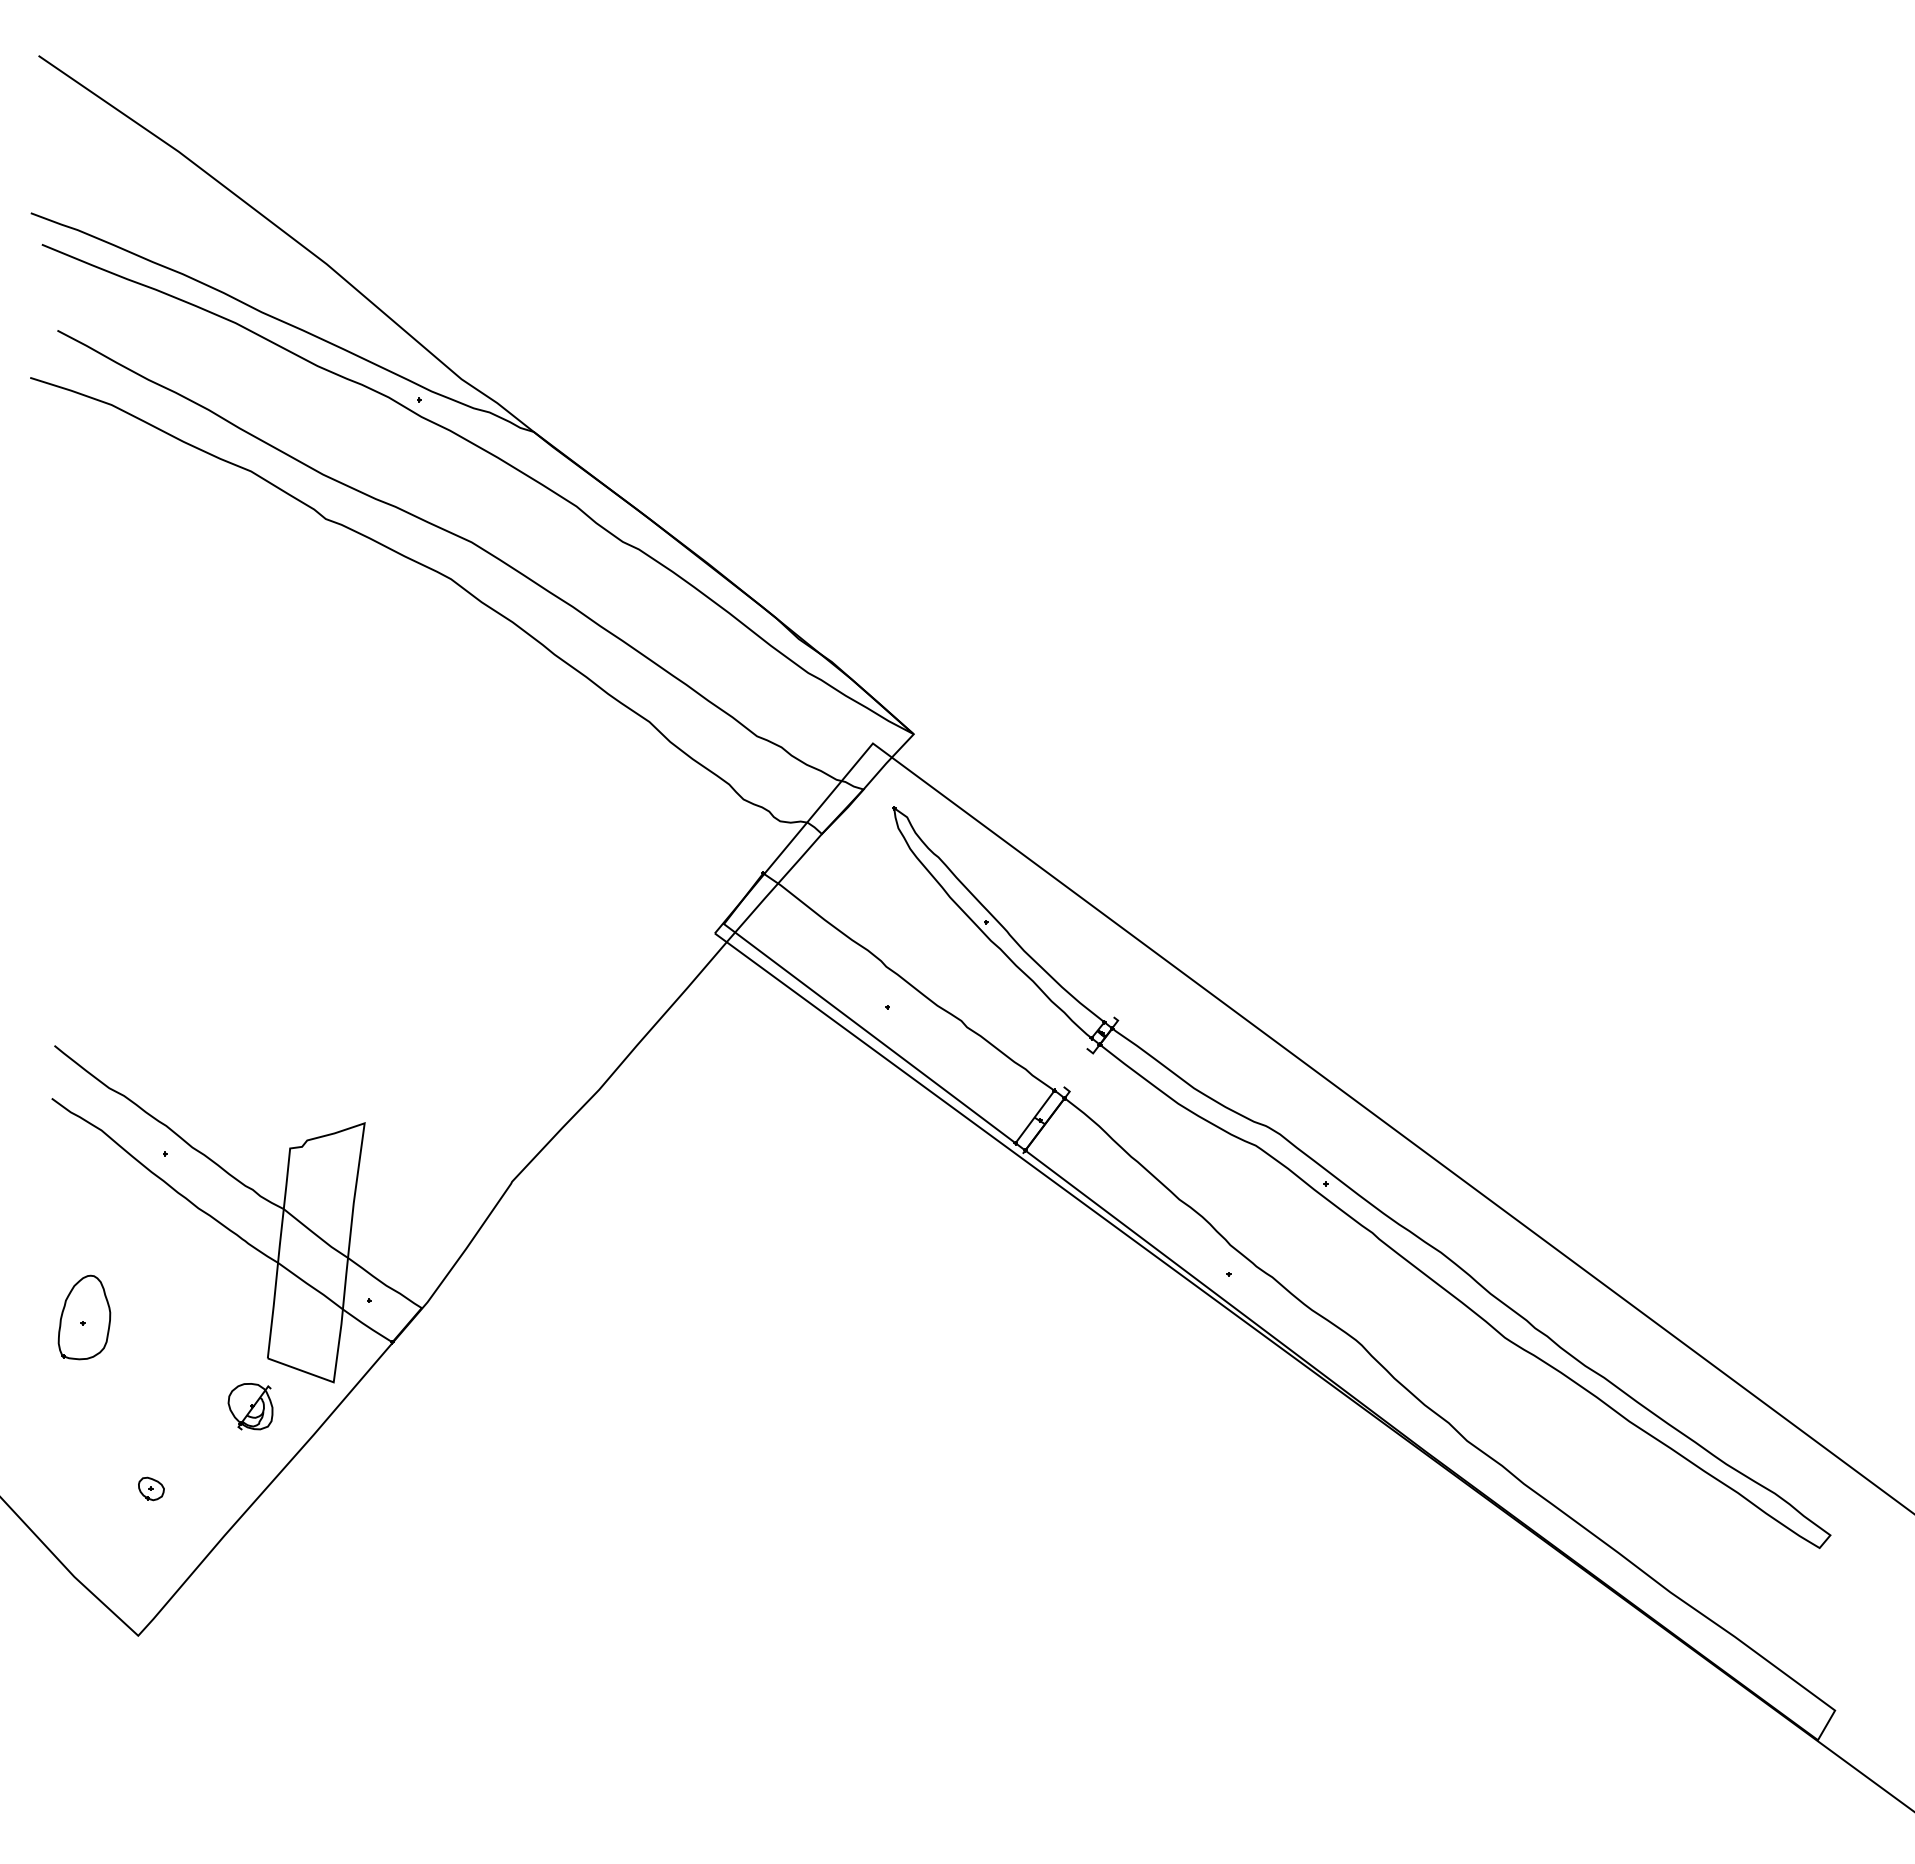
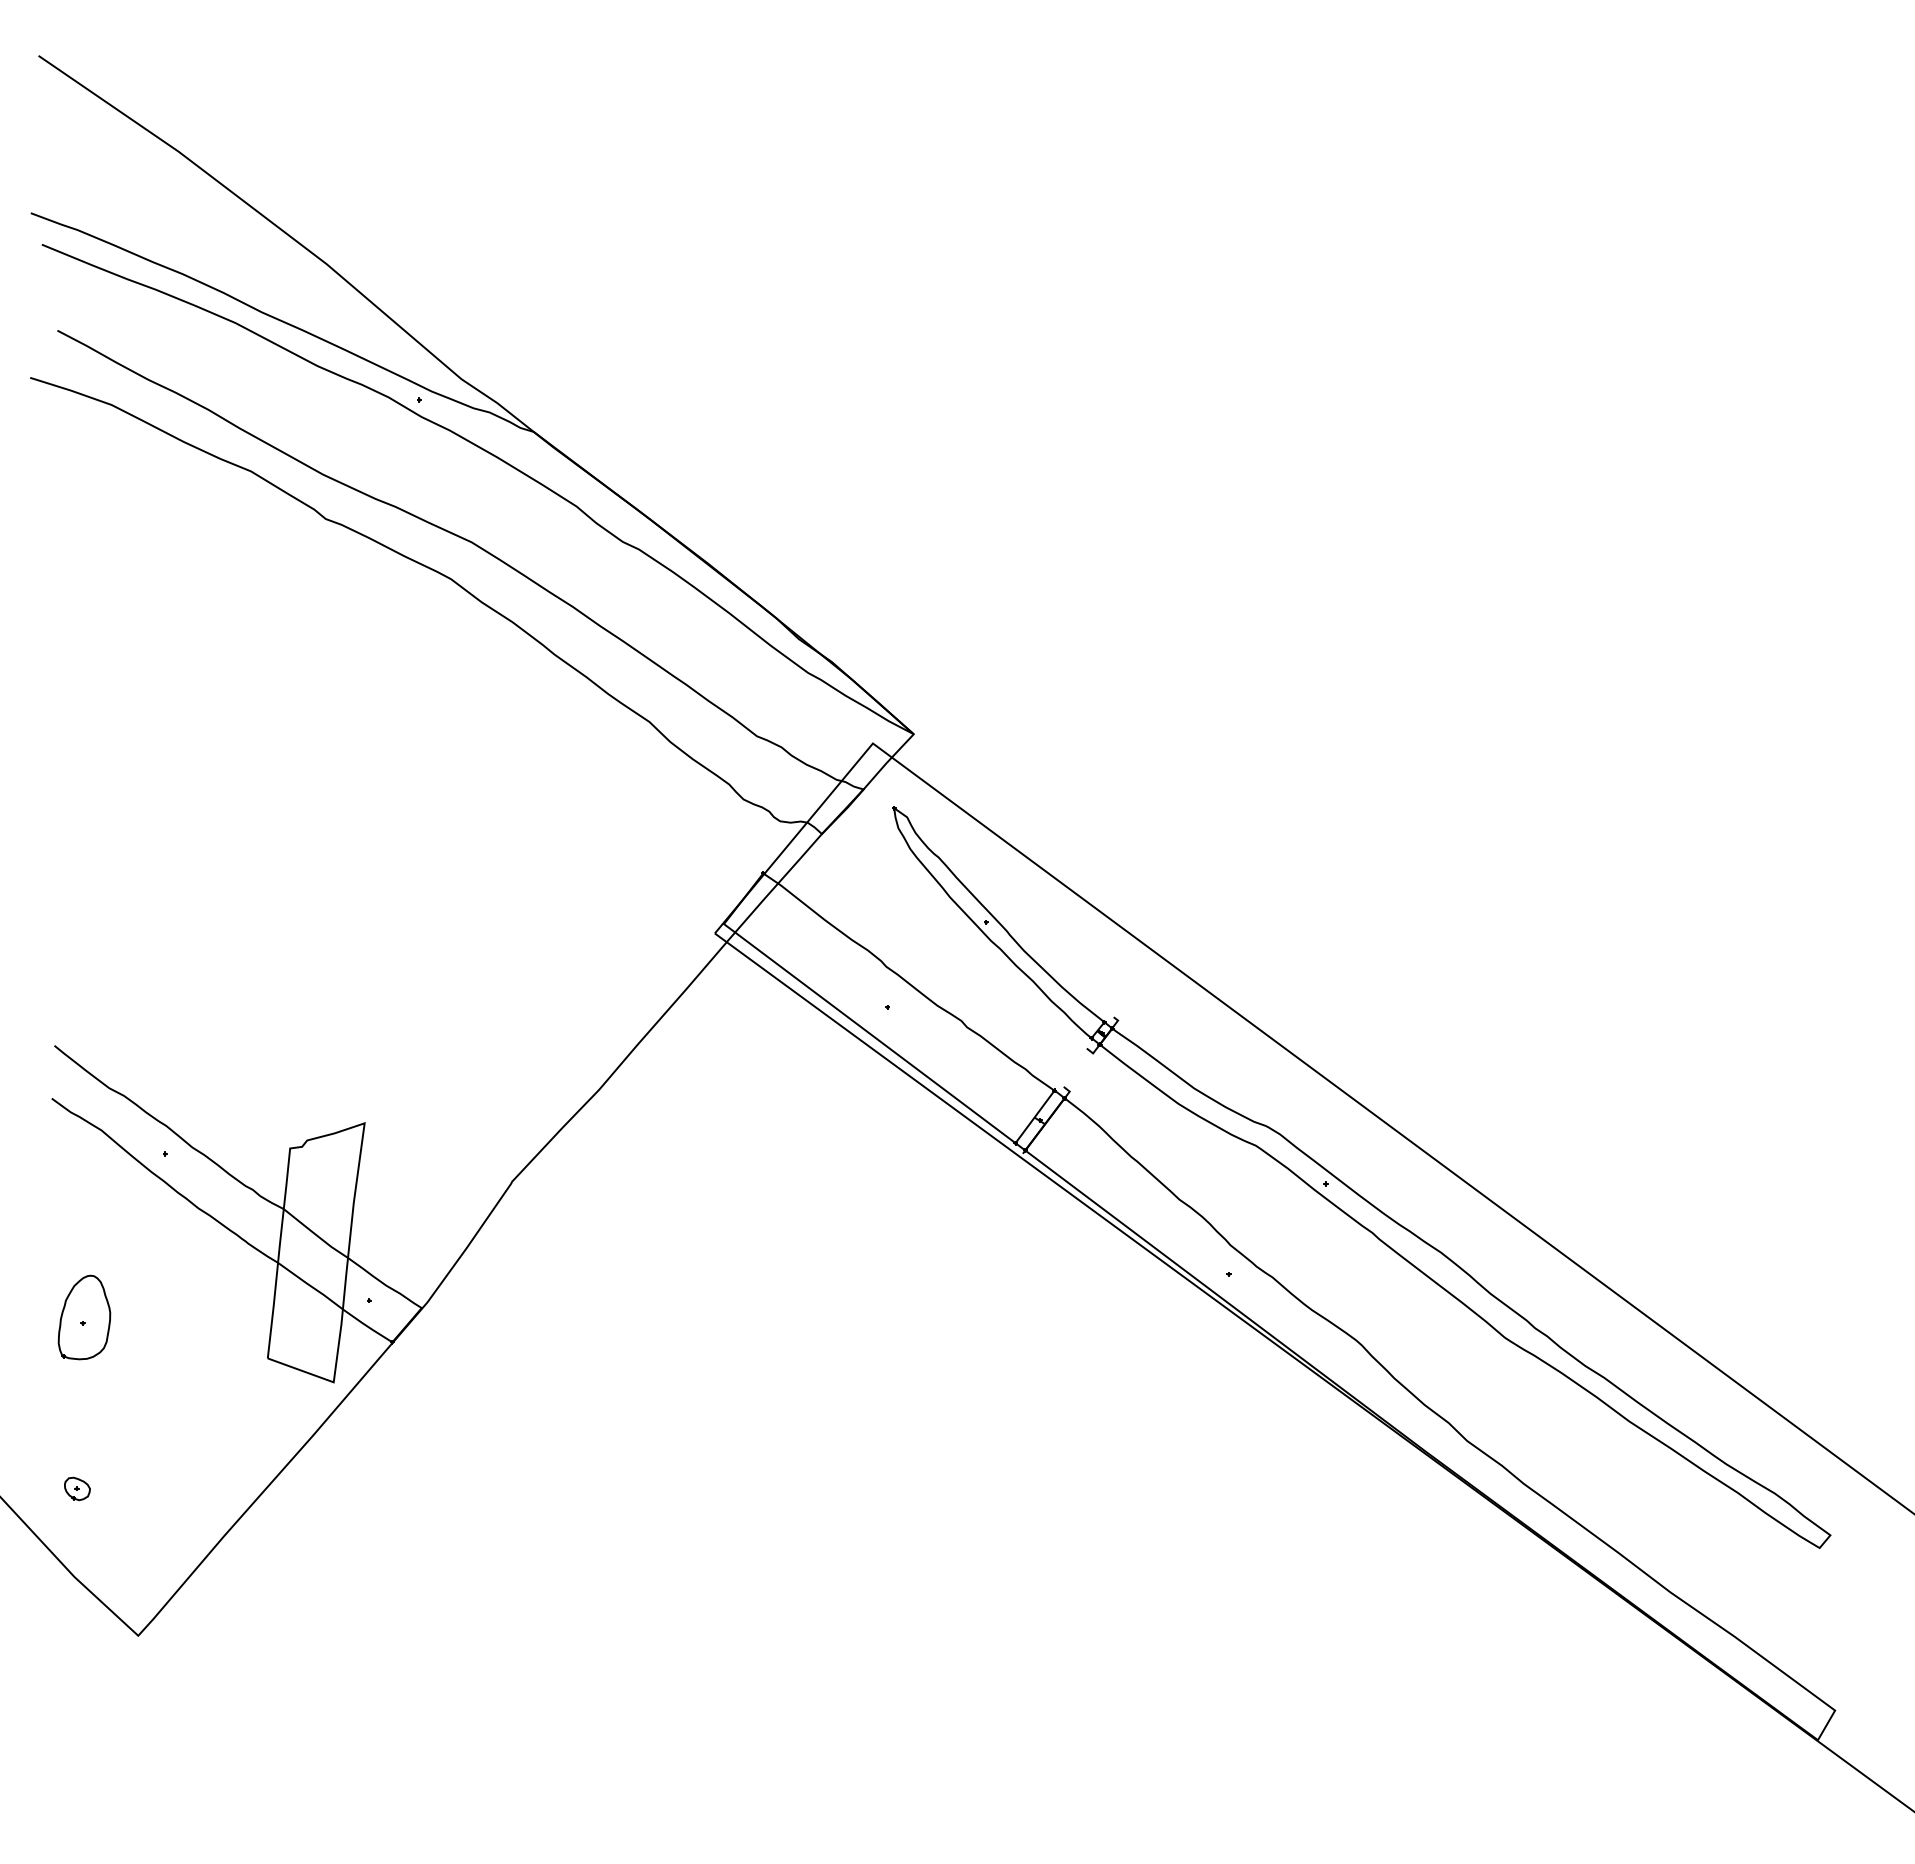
part: present -> none (250, 1406)
part position: (151, 1488) -> (77, 1488) (77, 1488)
